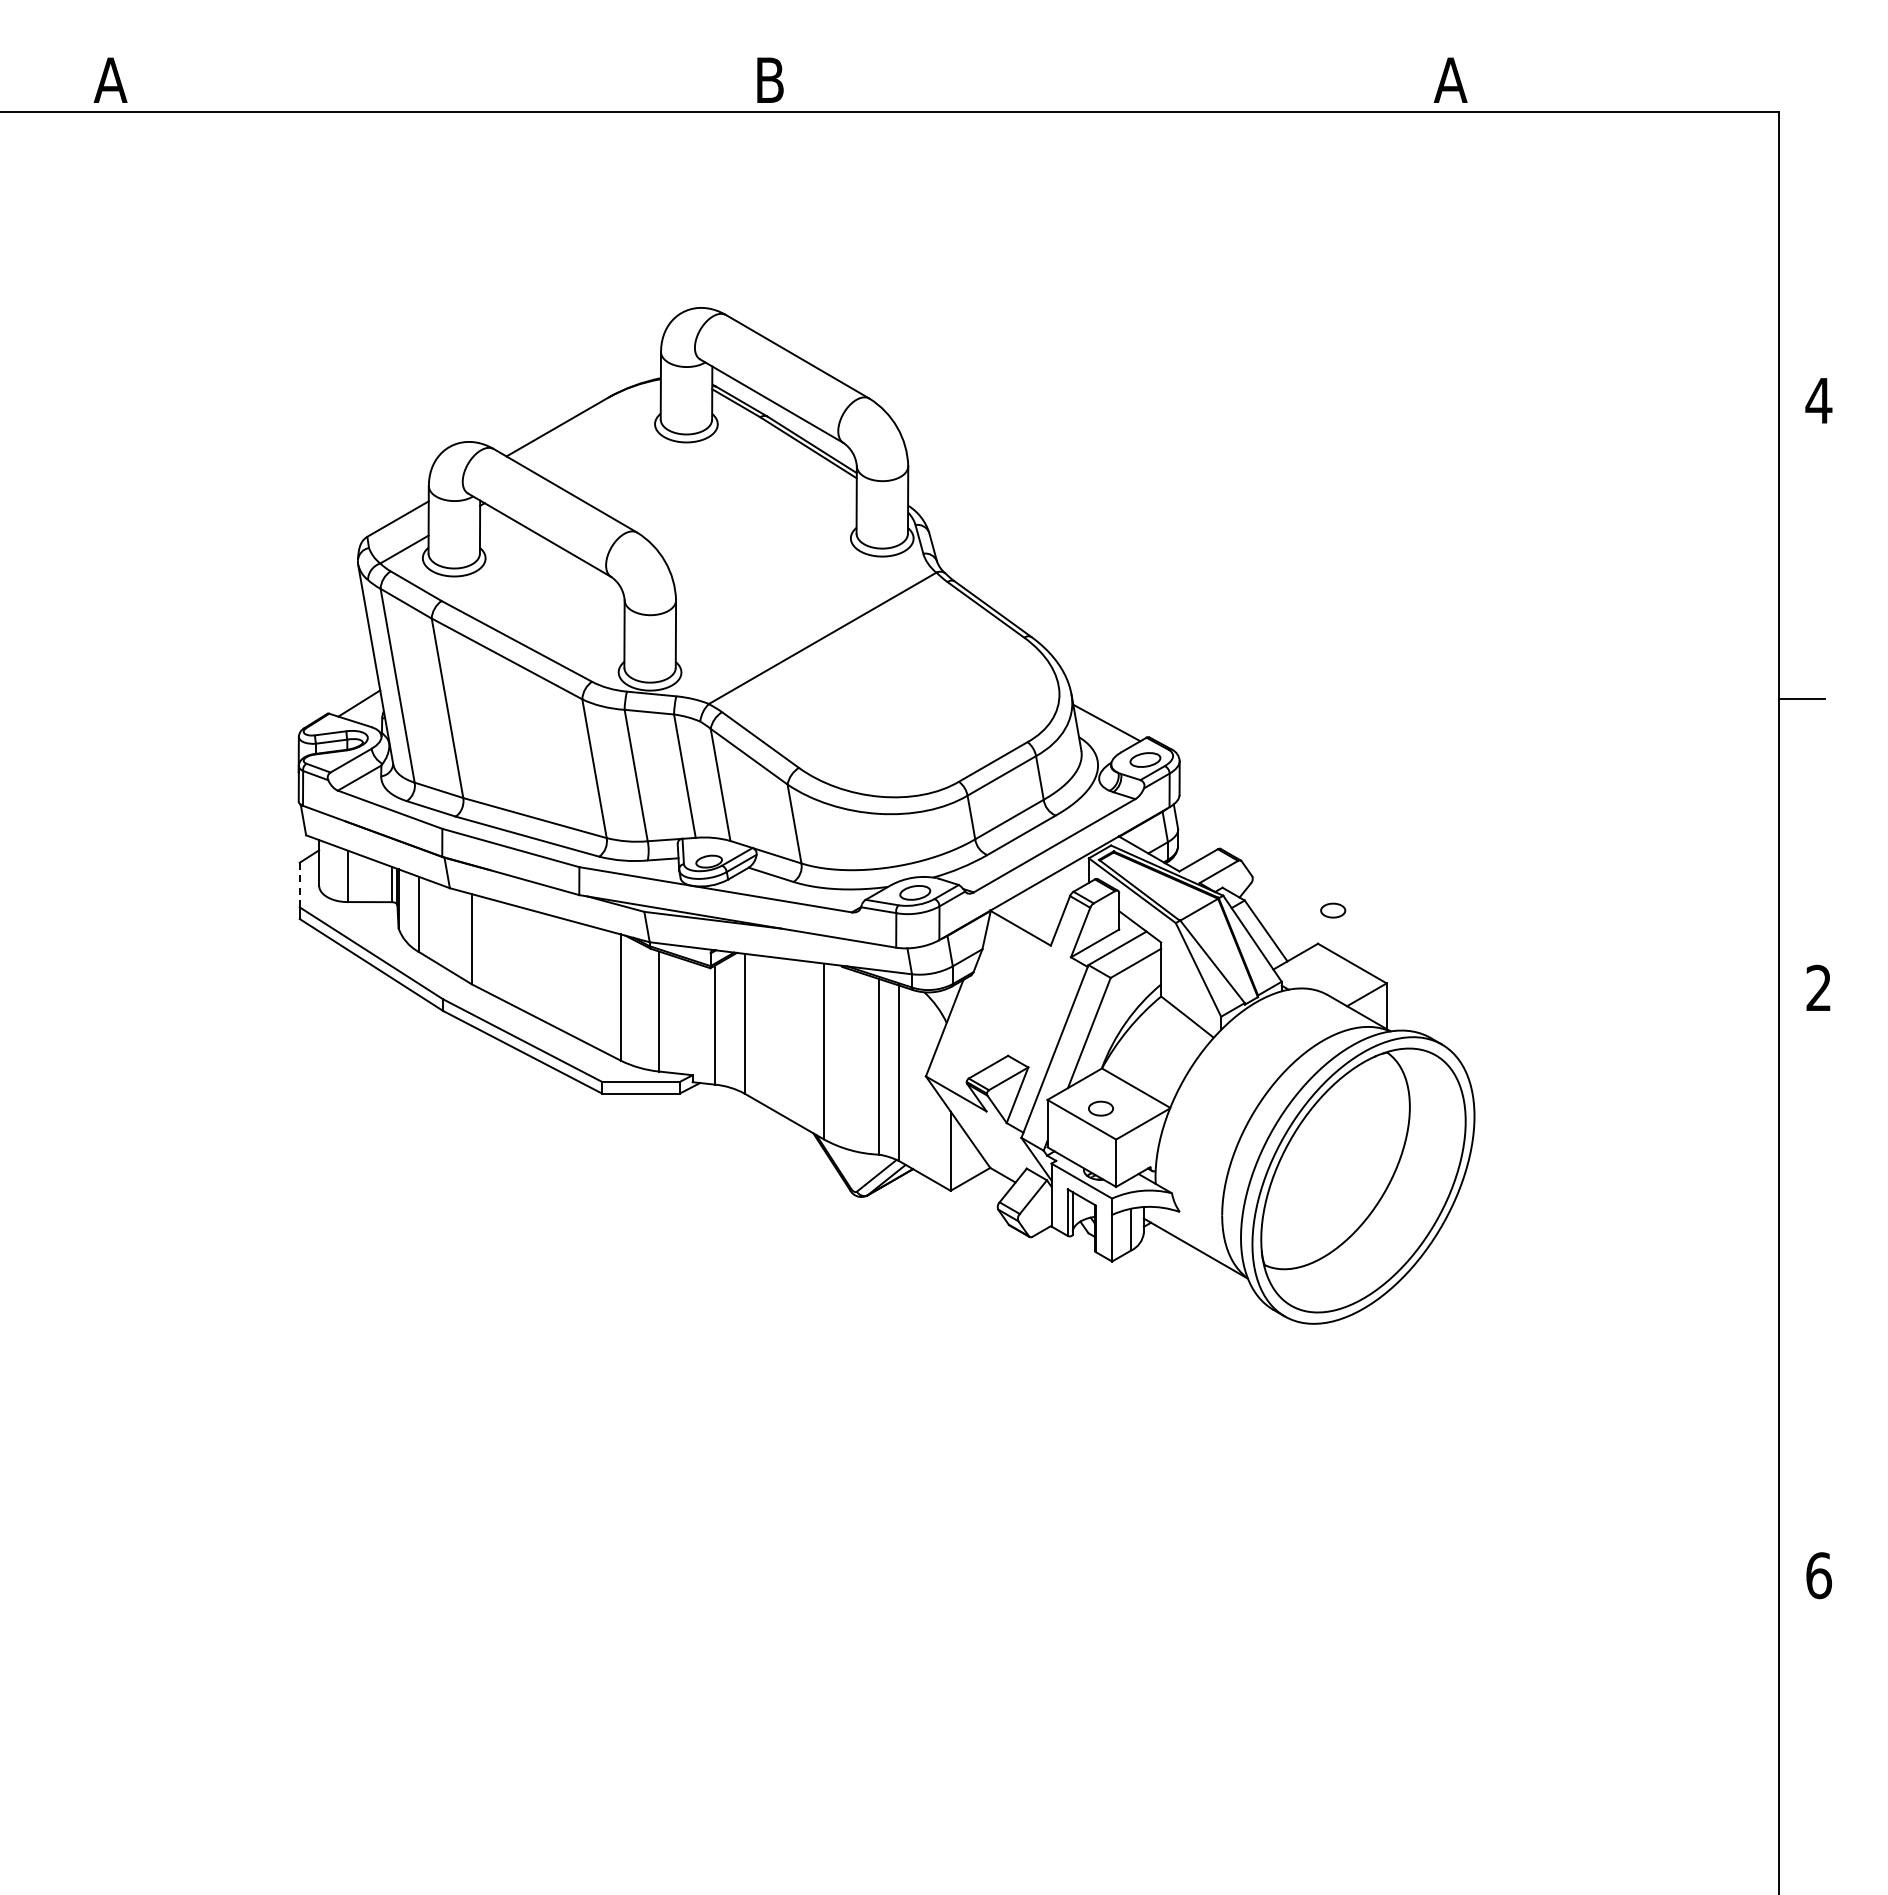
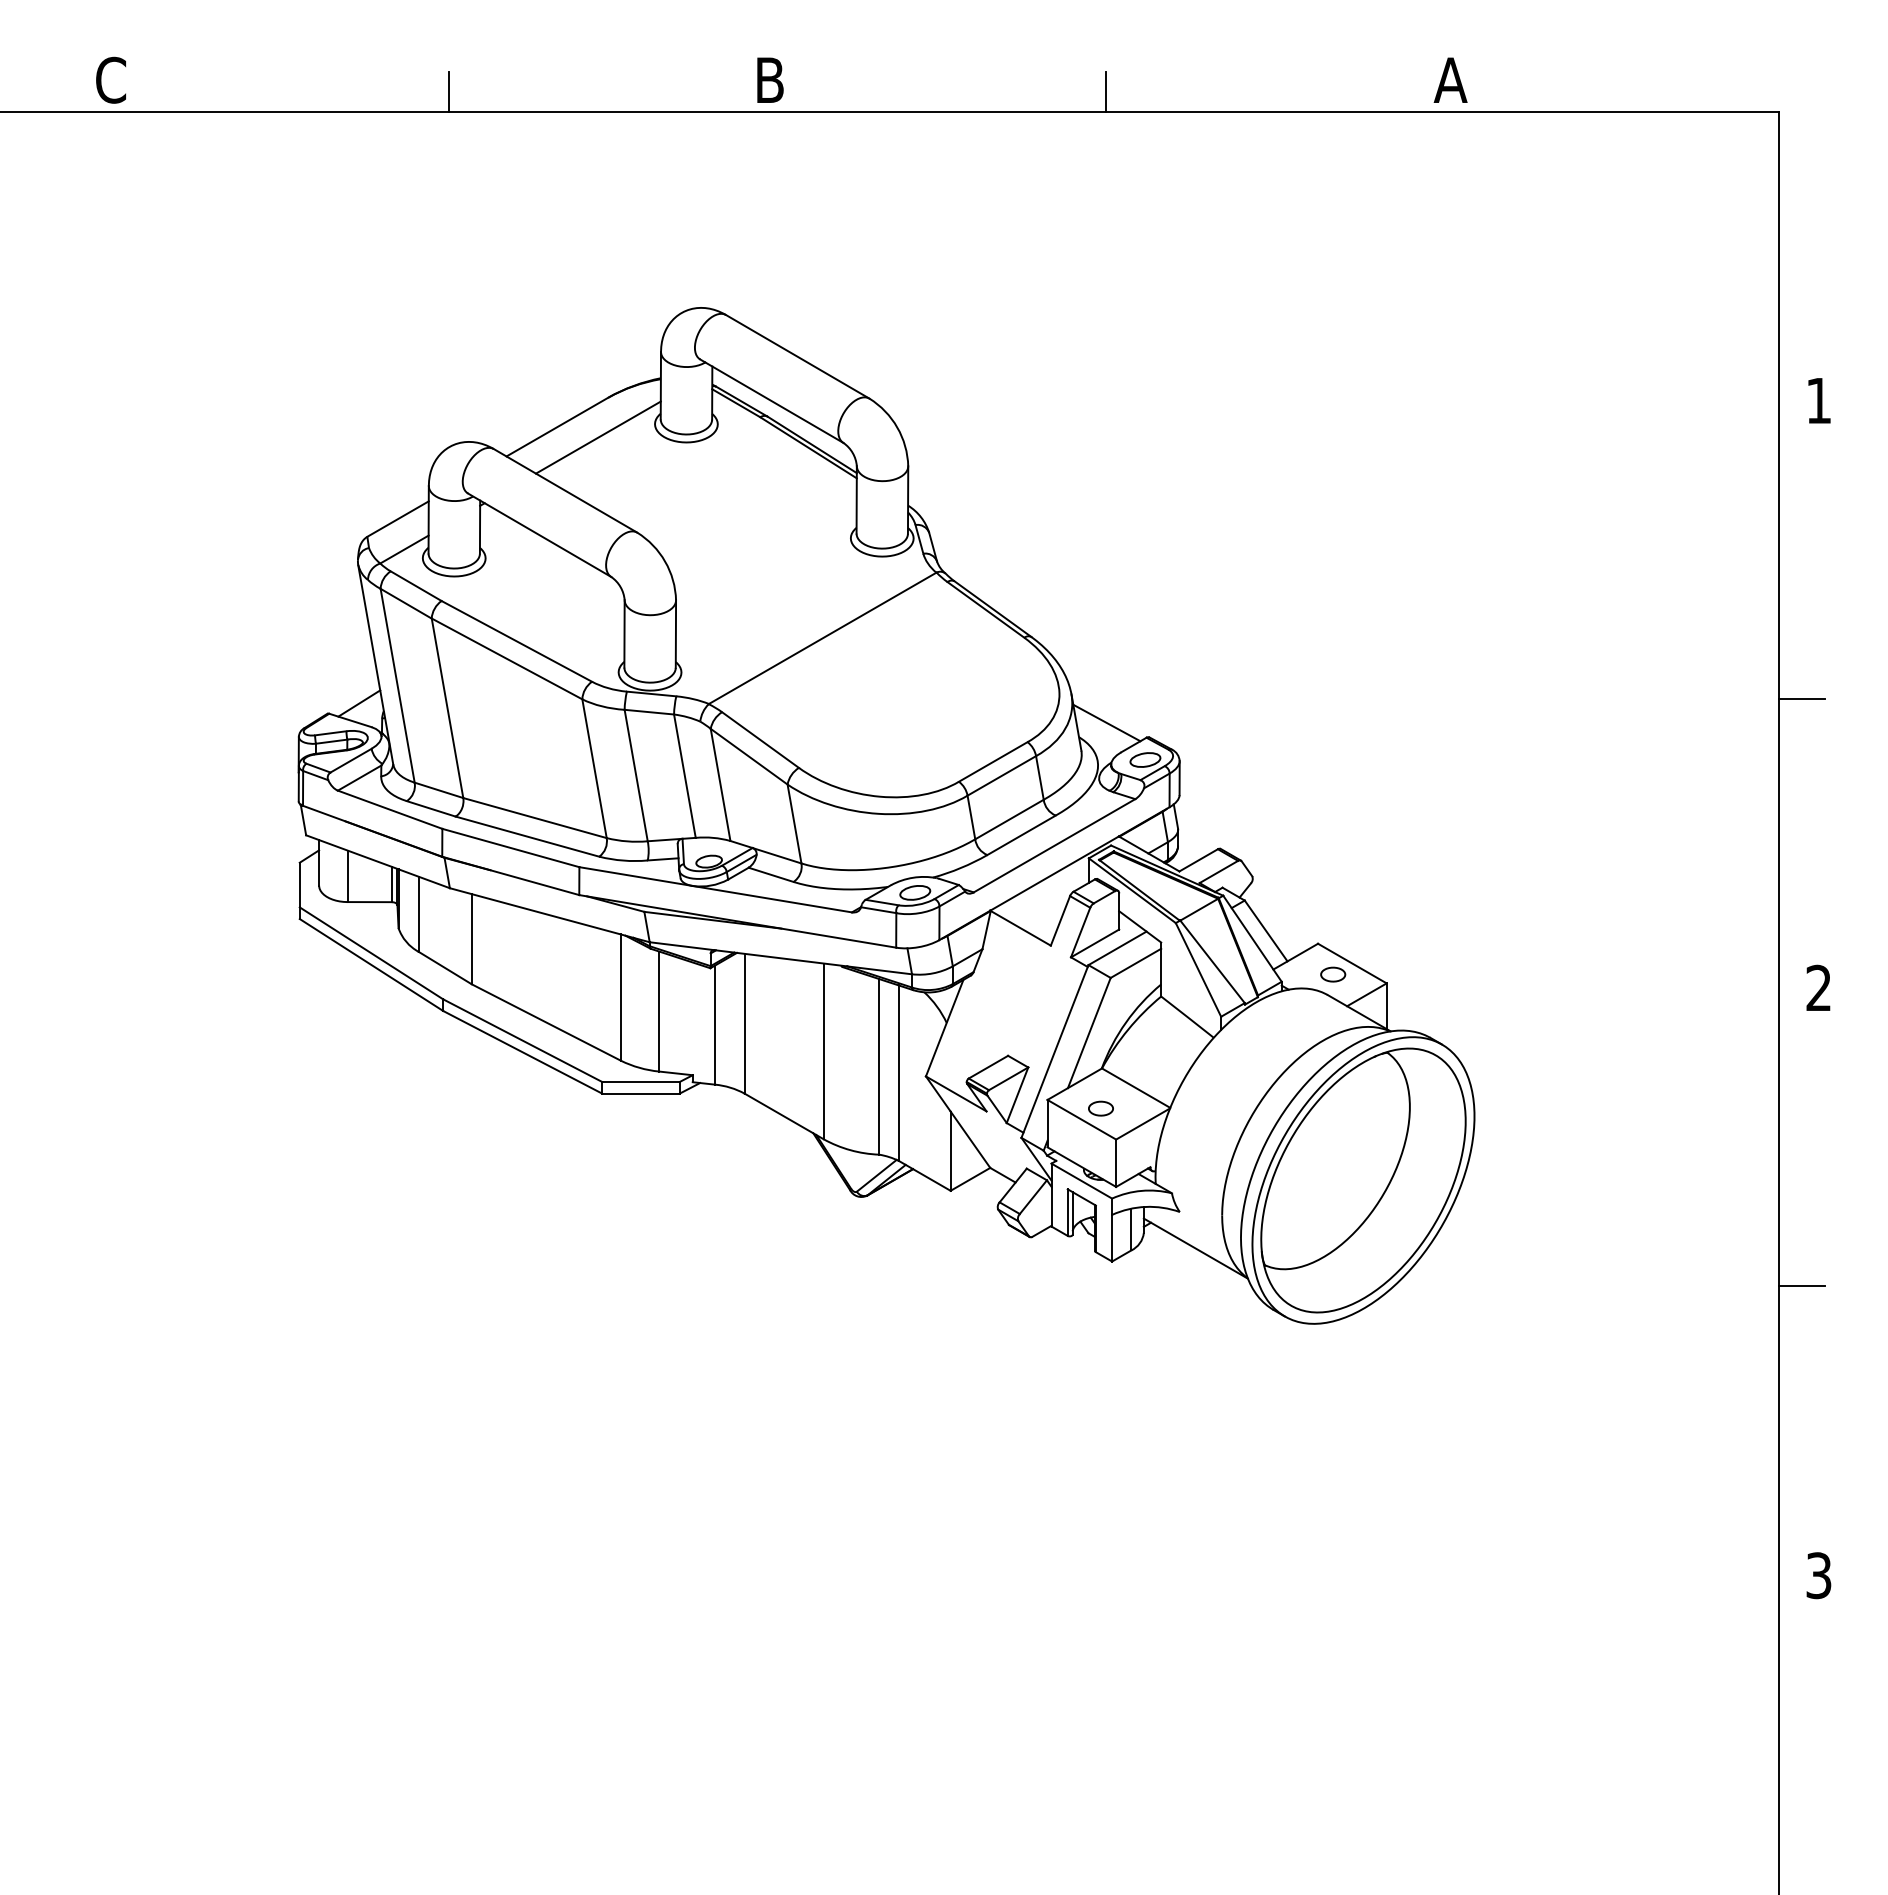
text: A -> C (110, 79)
line: none -> present (448, 91)
line: none -> present (1105, 91)
text: 4 -> 1 (1818, 400)
line: none -> present (598, 437)
line: dashed -> solid (299, 884)
part position: (1333, 910) -> (1333, 974) (1333, 974)
line: none -> present (1801, 1286)
text: 6 -> 3 (1819, 1575)
